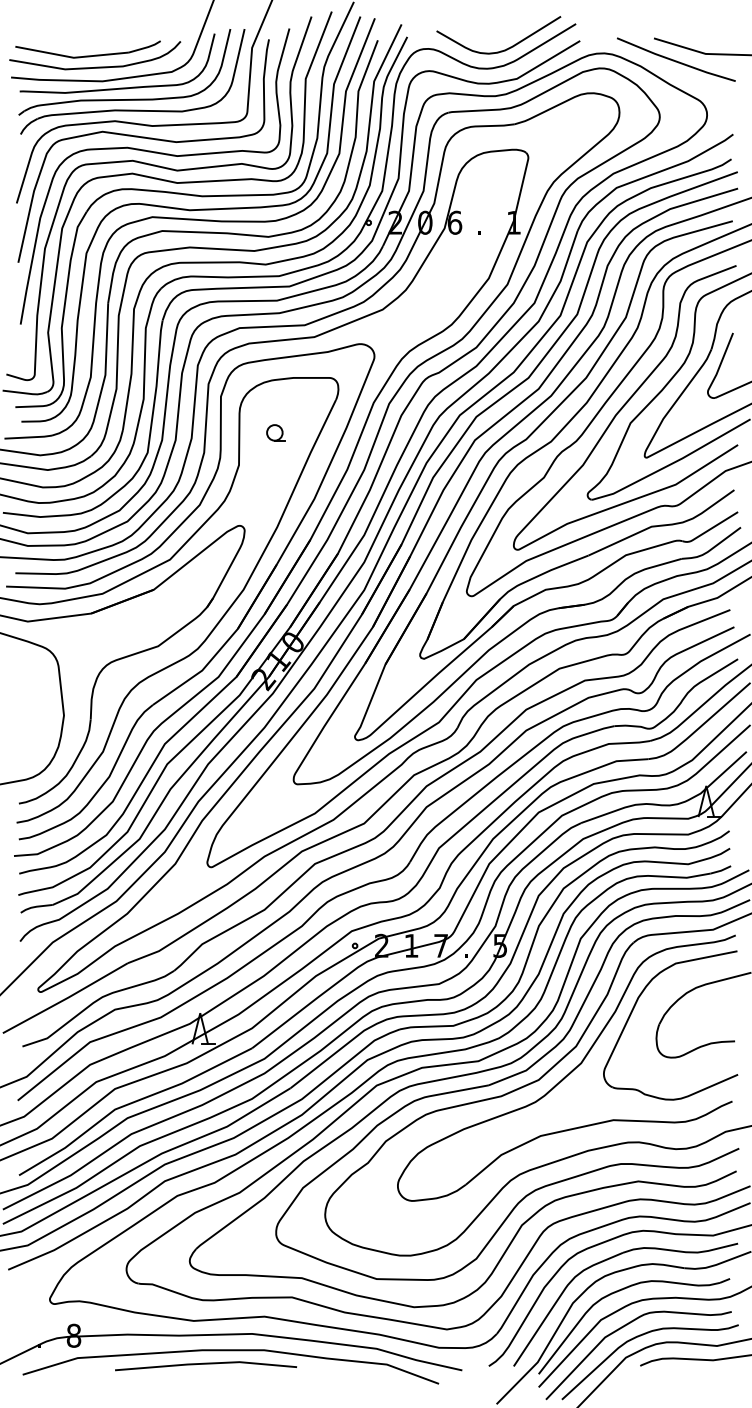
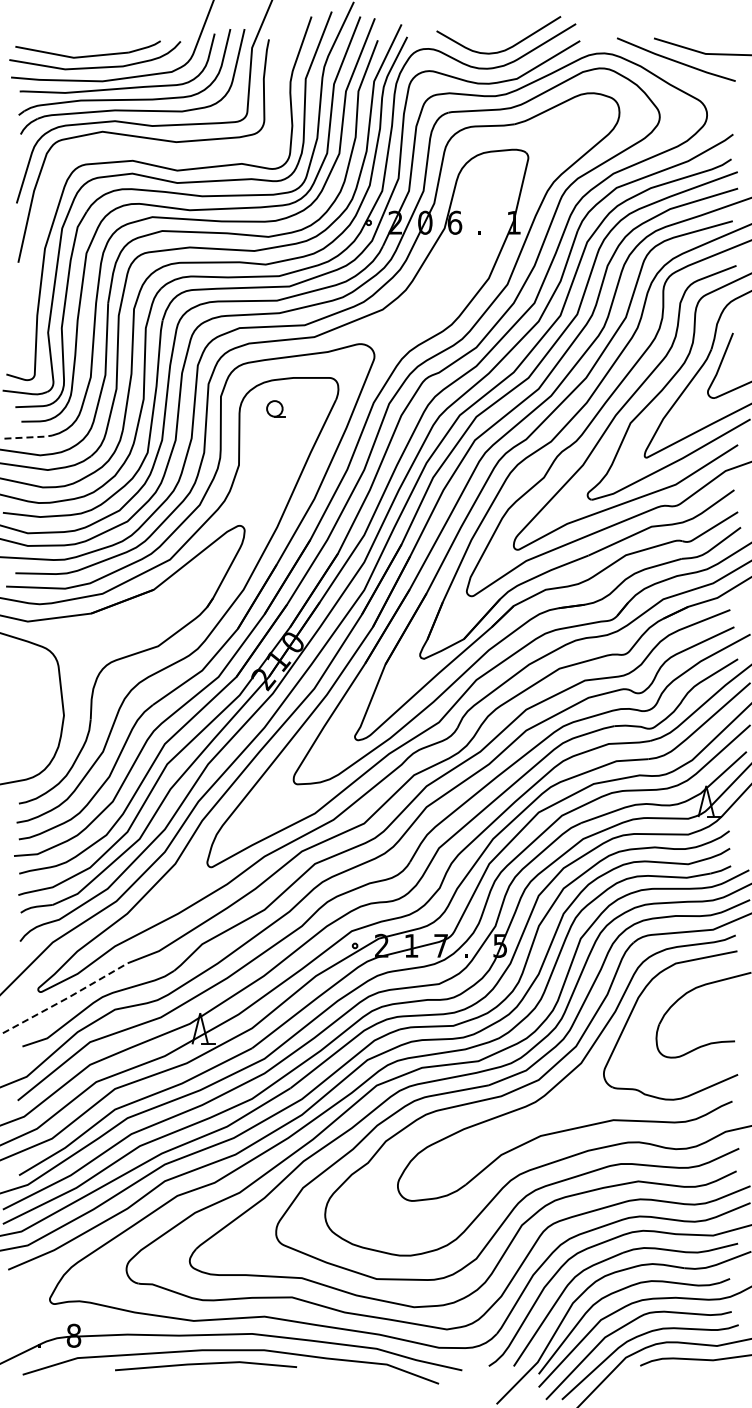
curve: present -> none (160, 154)
part position: (275, 432) -> (275, 408) (275, 408)
line: solid -> dashed (29, 437)
line: solid -> dashed (66, 998)
